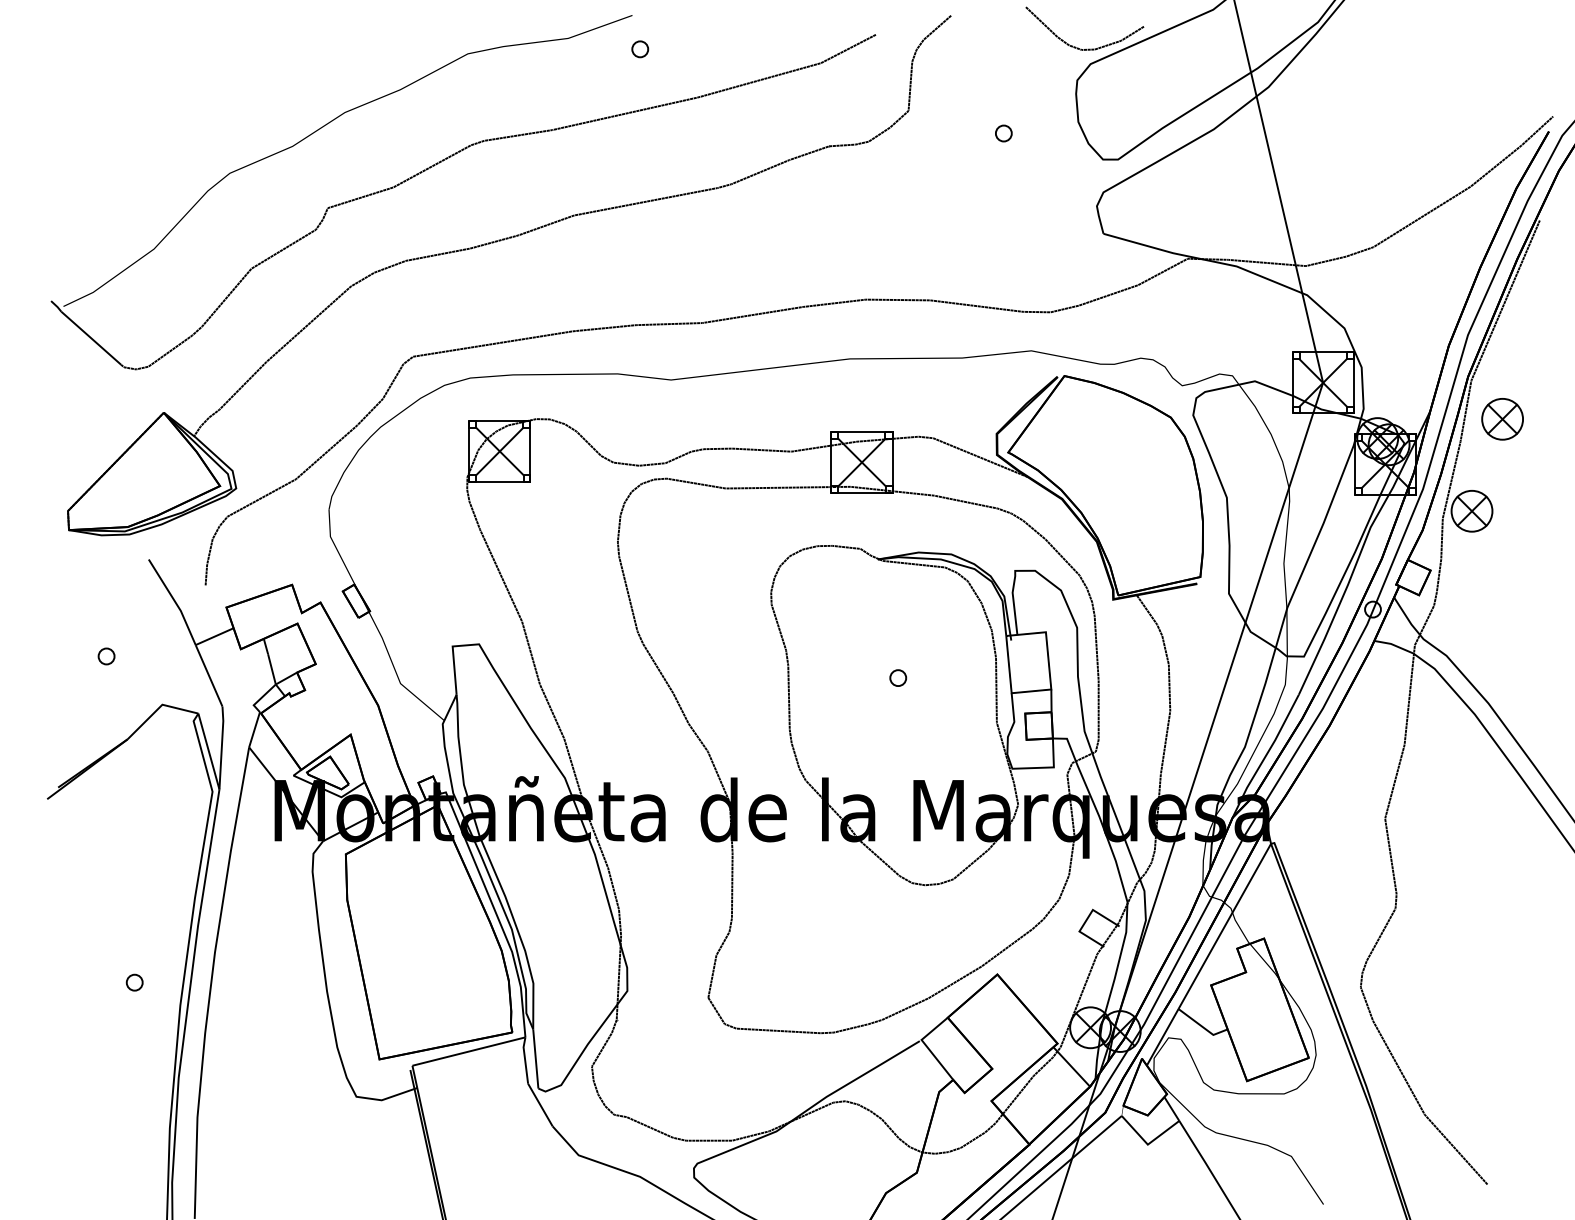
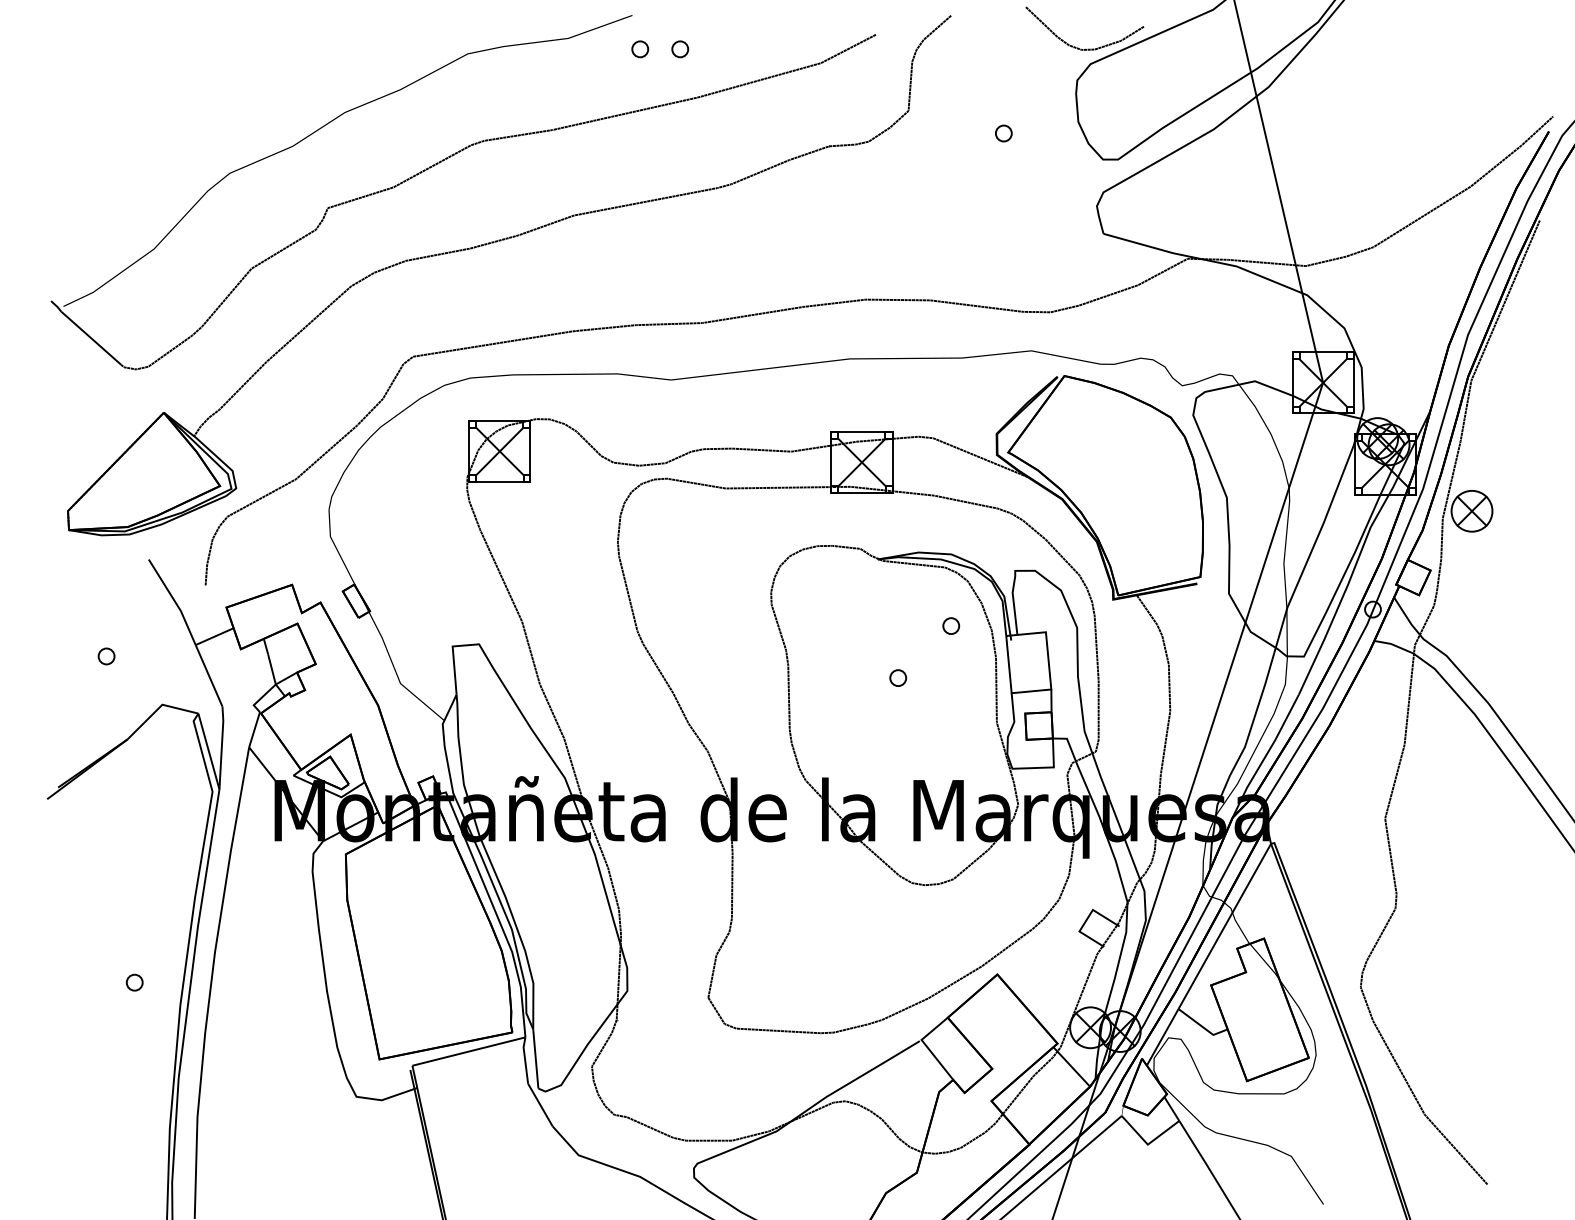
part: none -> present (680, 49)
part: present -> none (1502, 419)
part: none -> present (951, 625)
